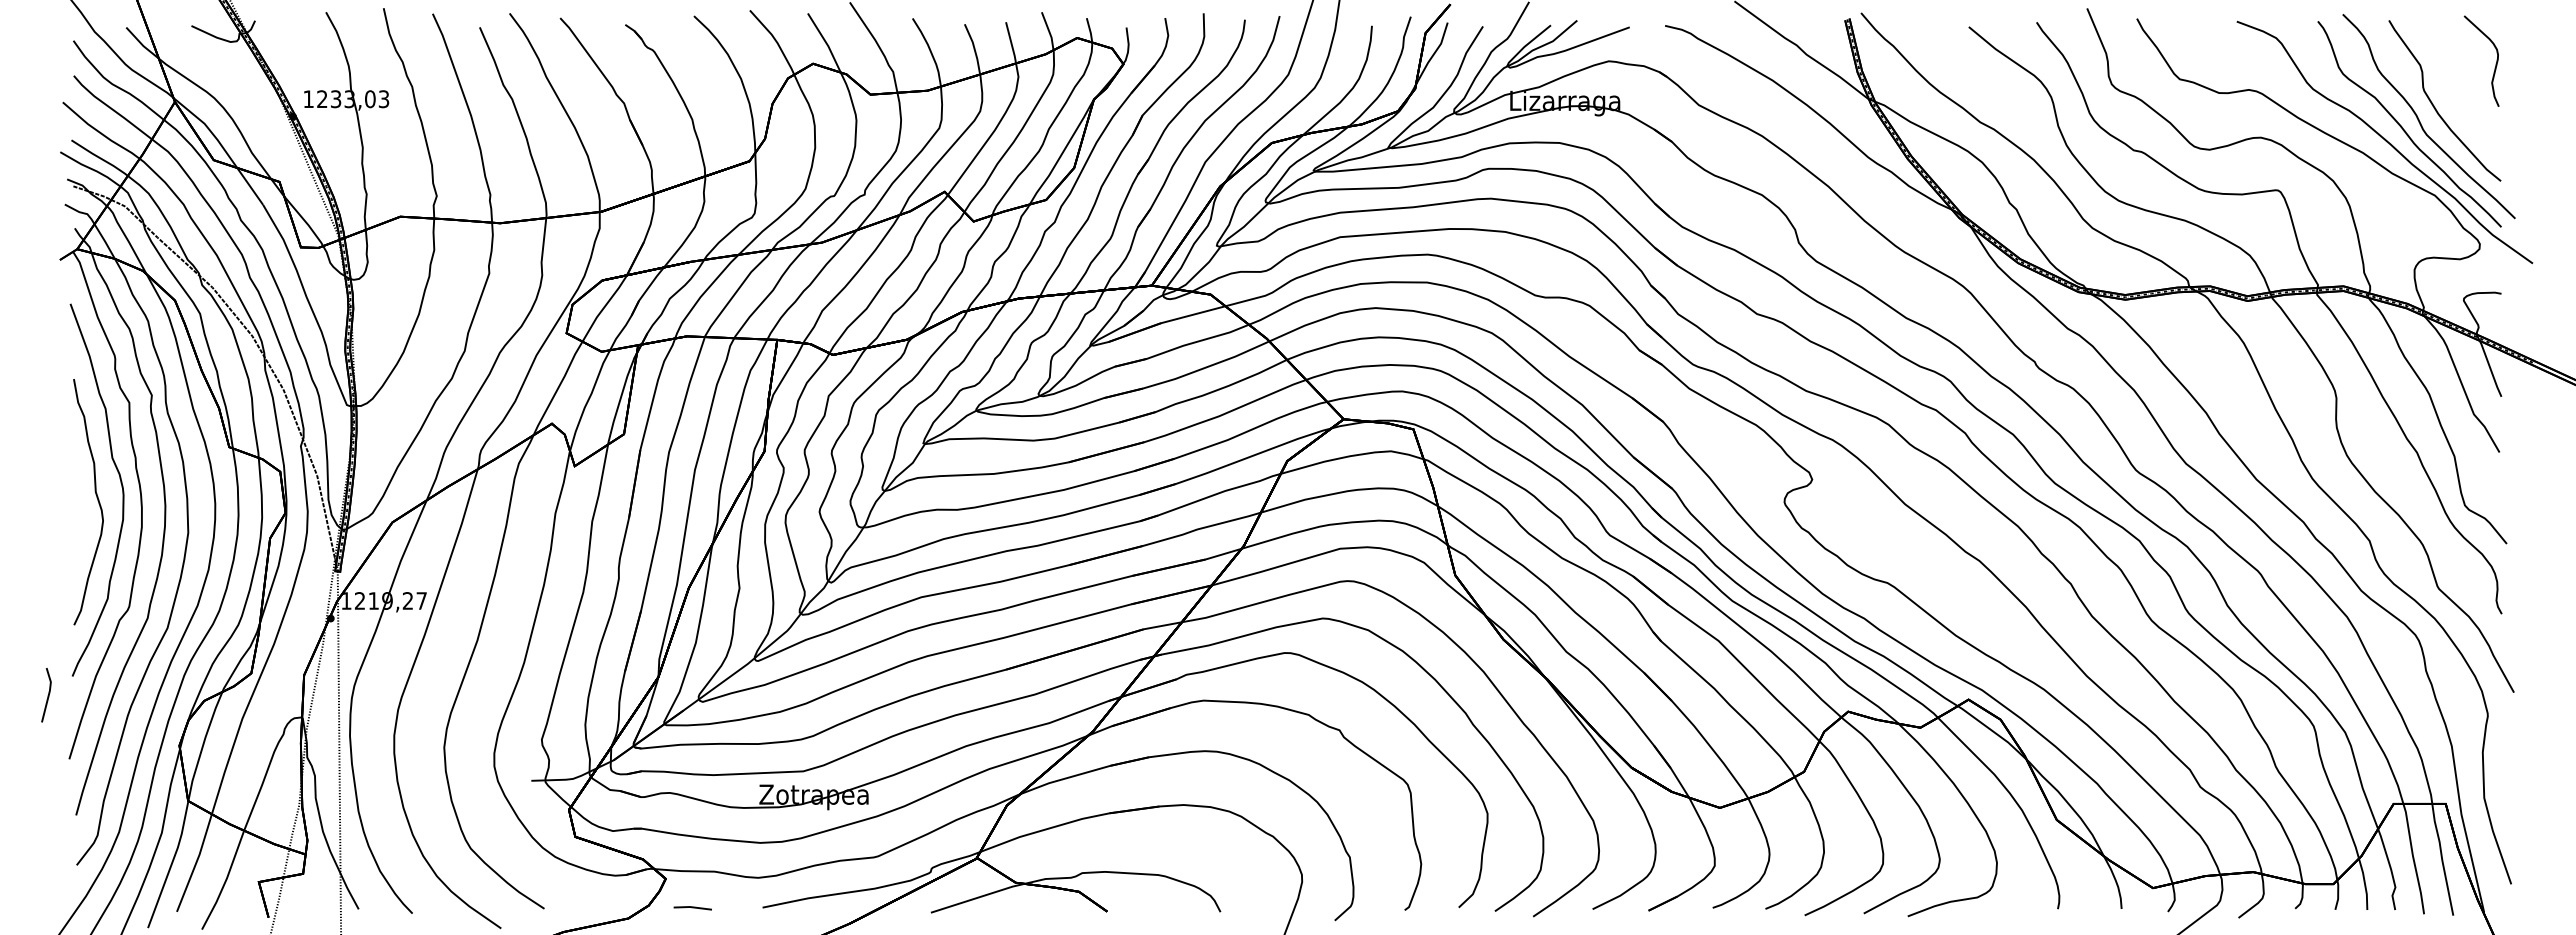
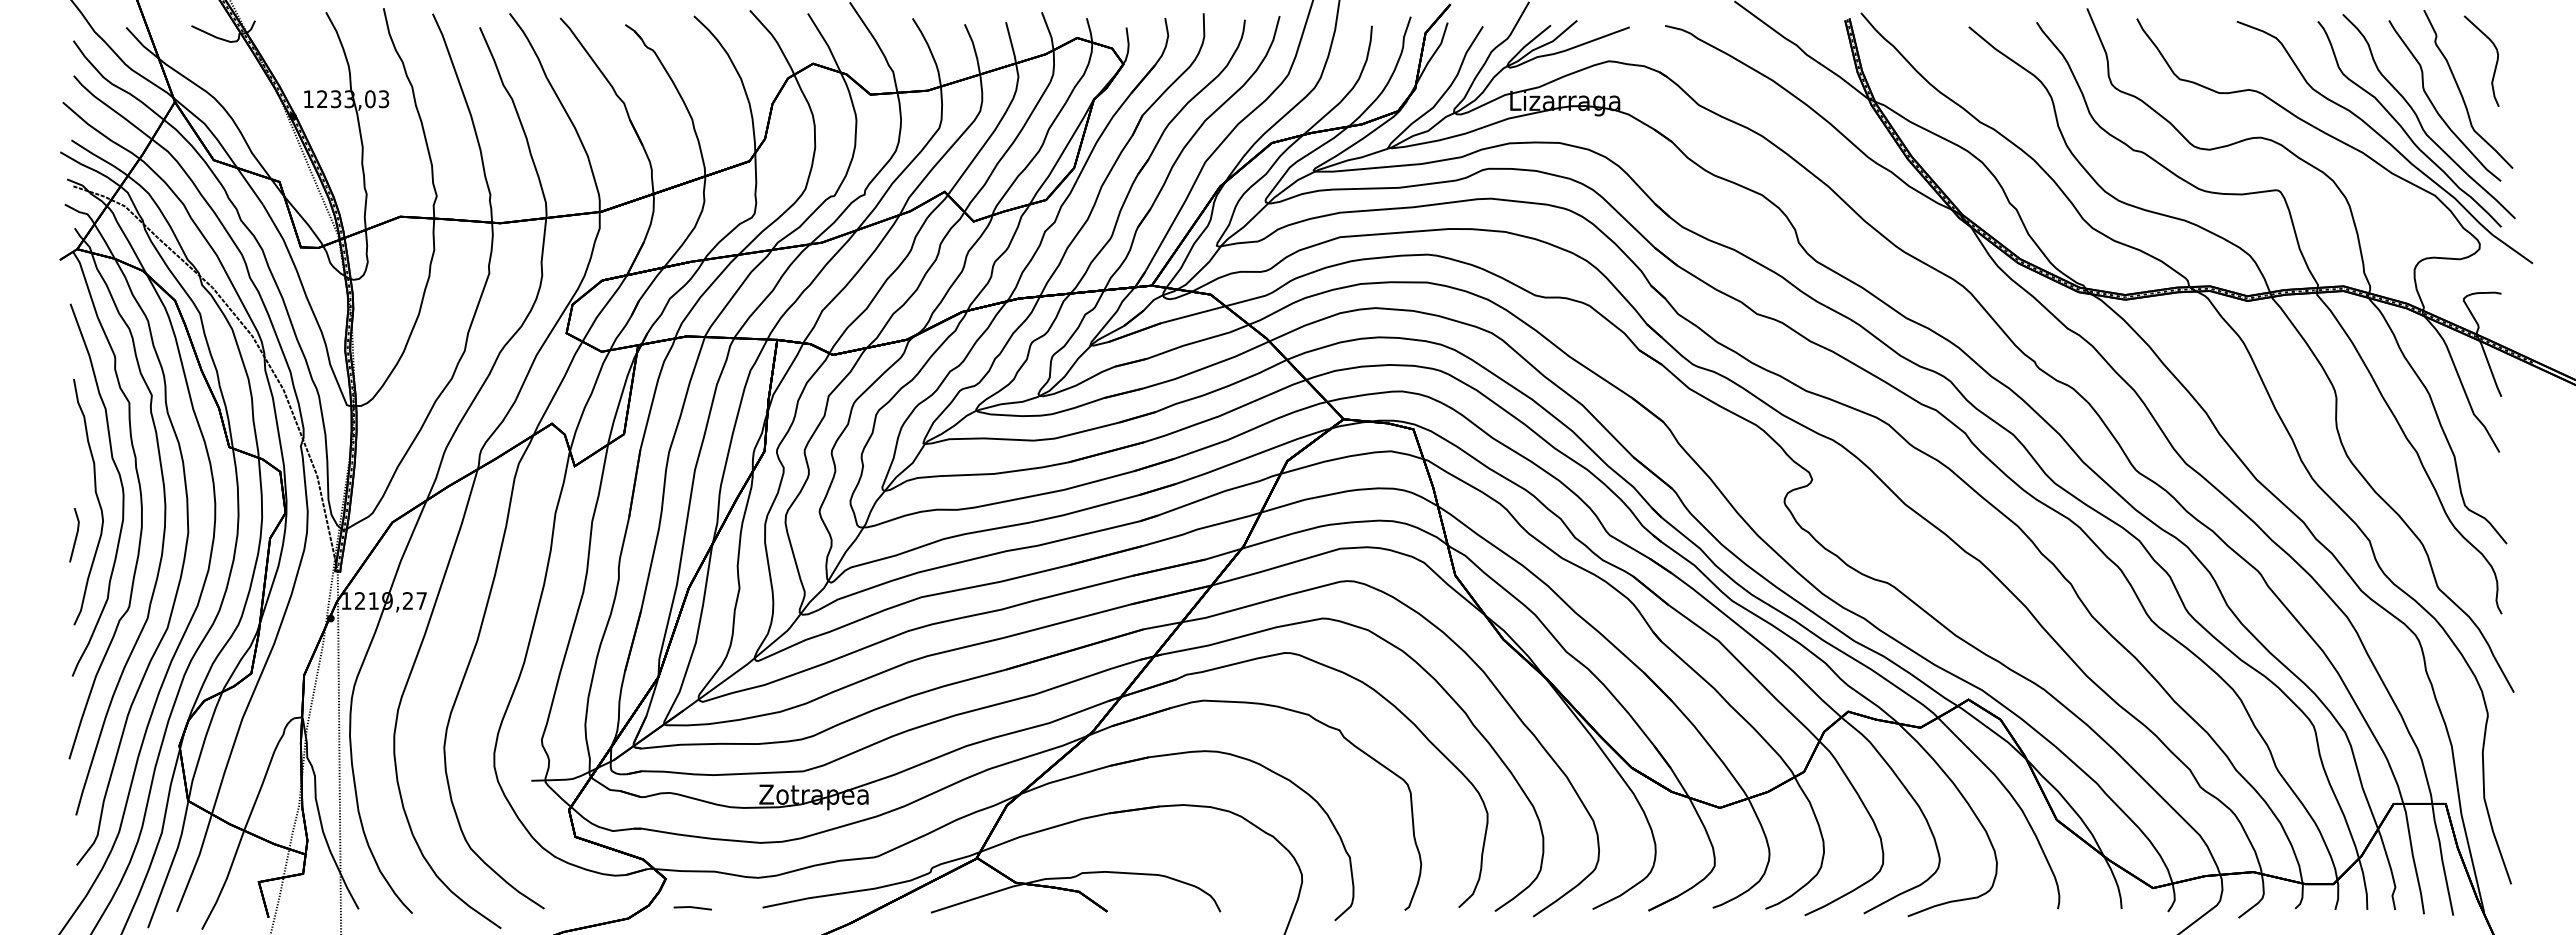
curve: none -> present (2460, 89)
line position: (47, 695) -> (75, 535) (75, 535)
